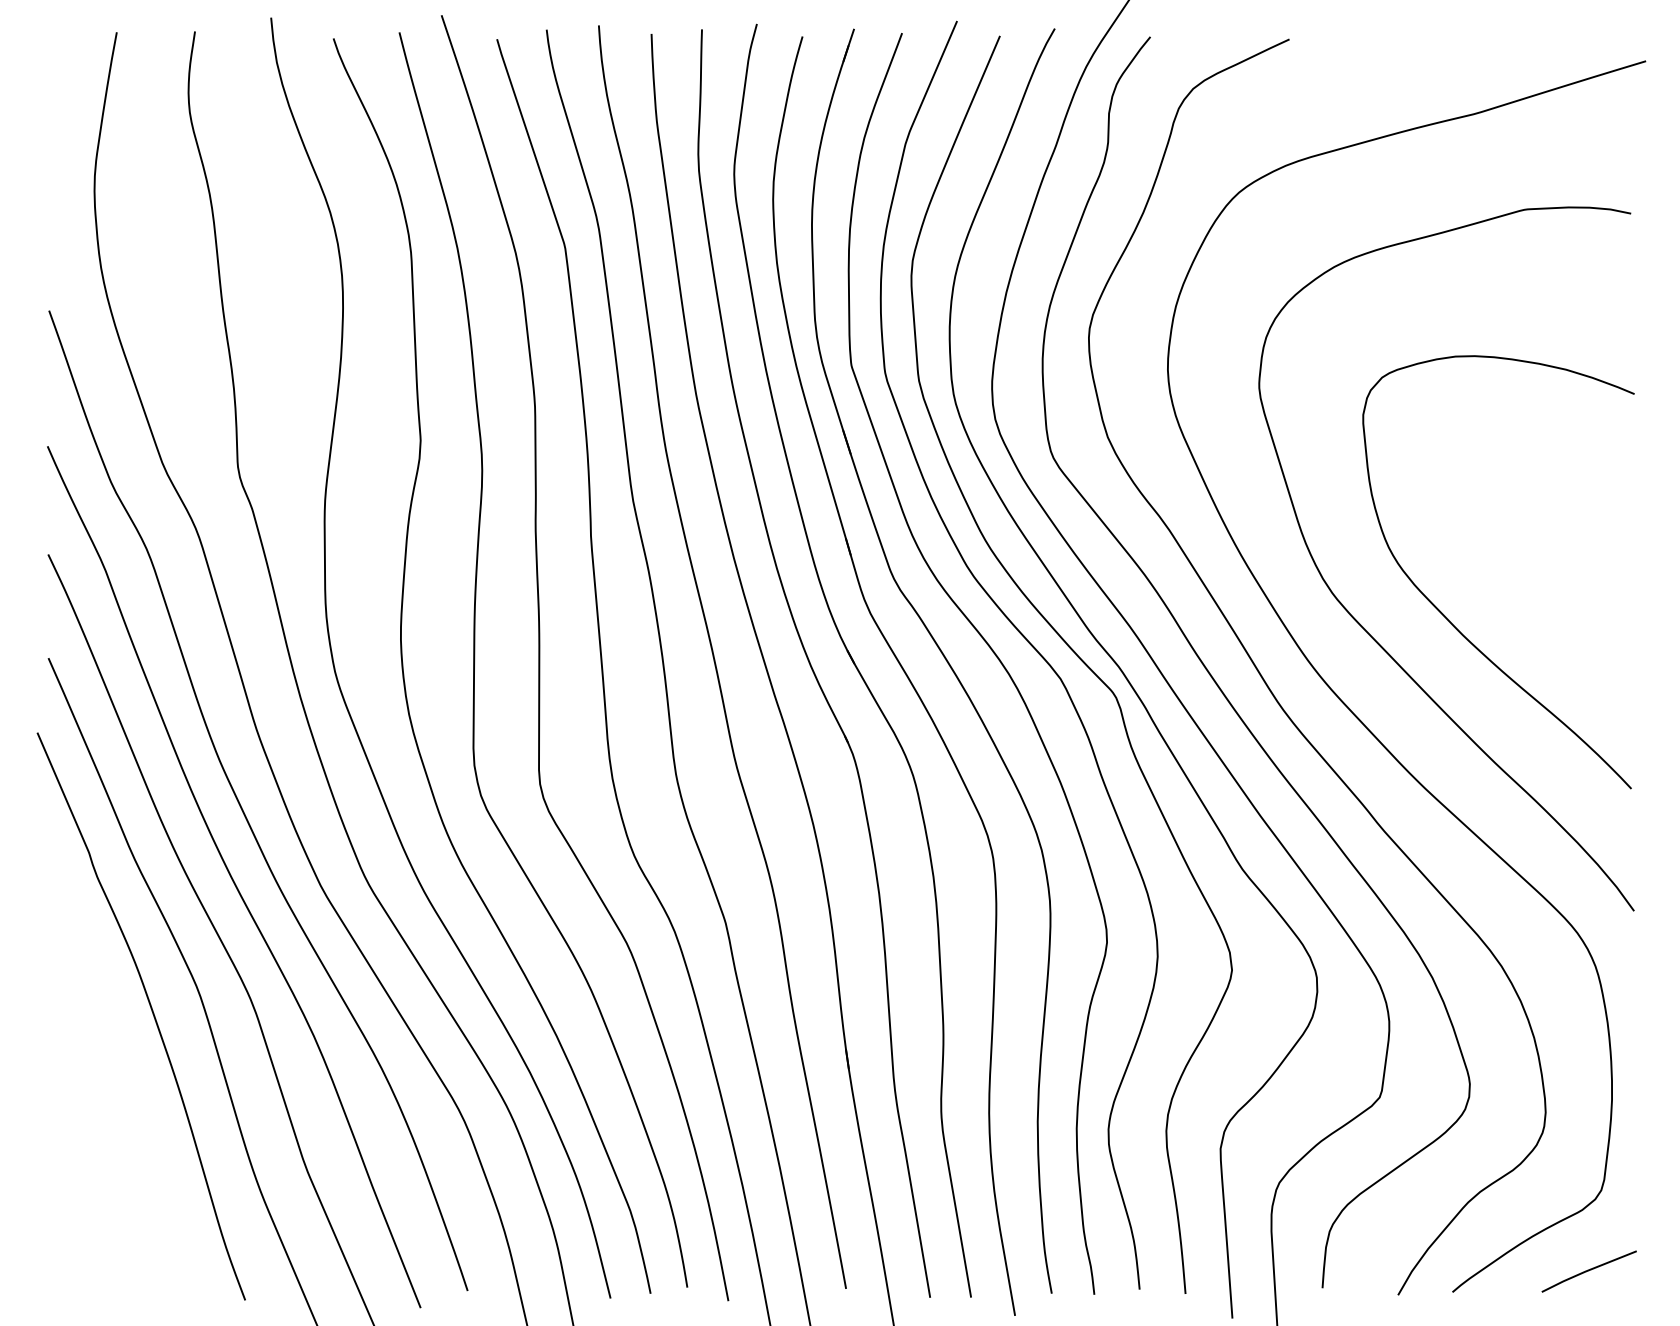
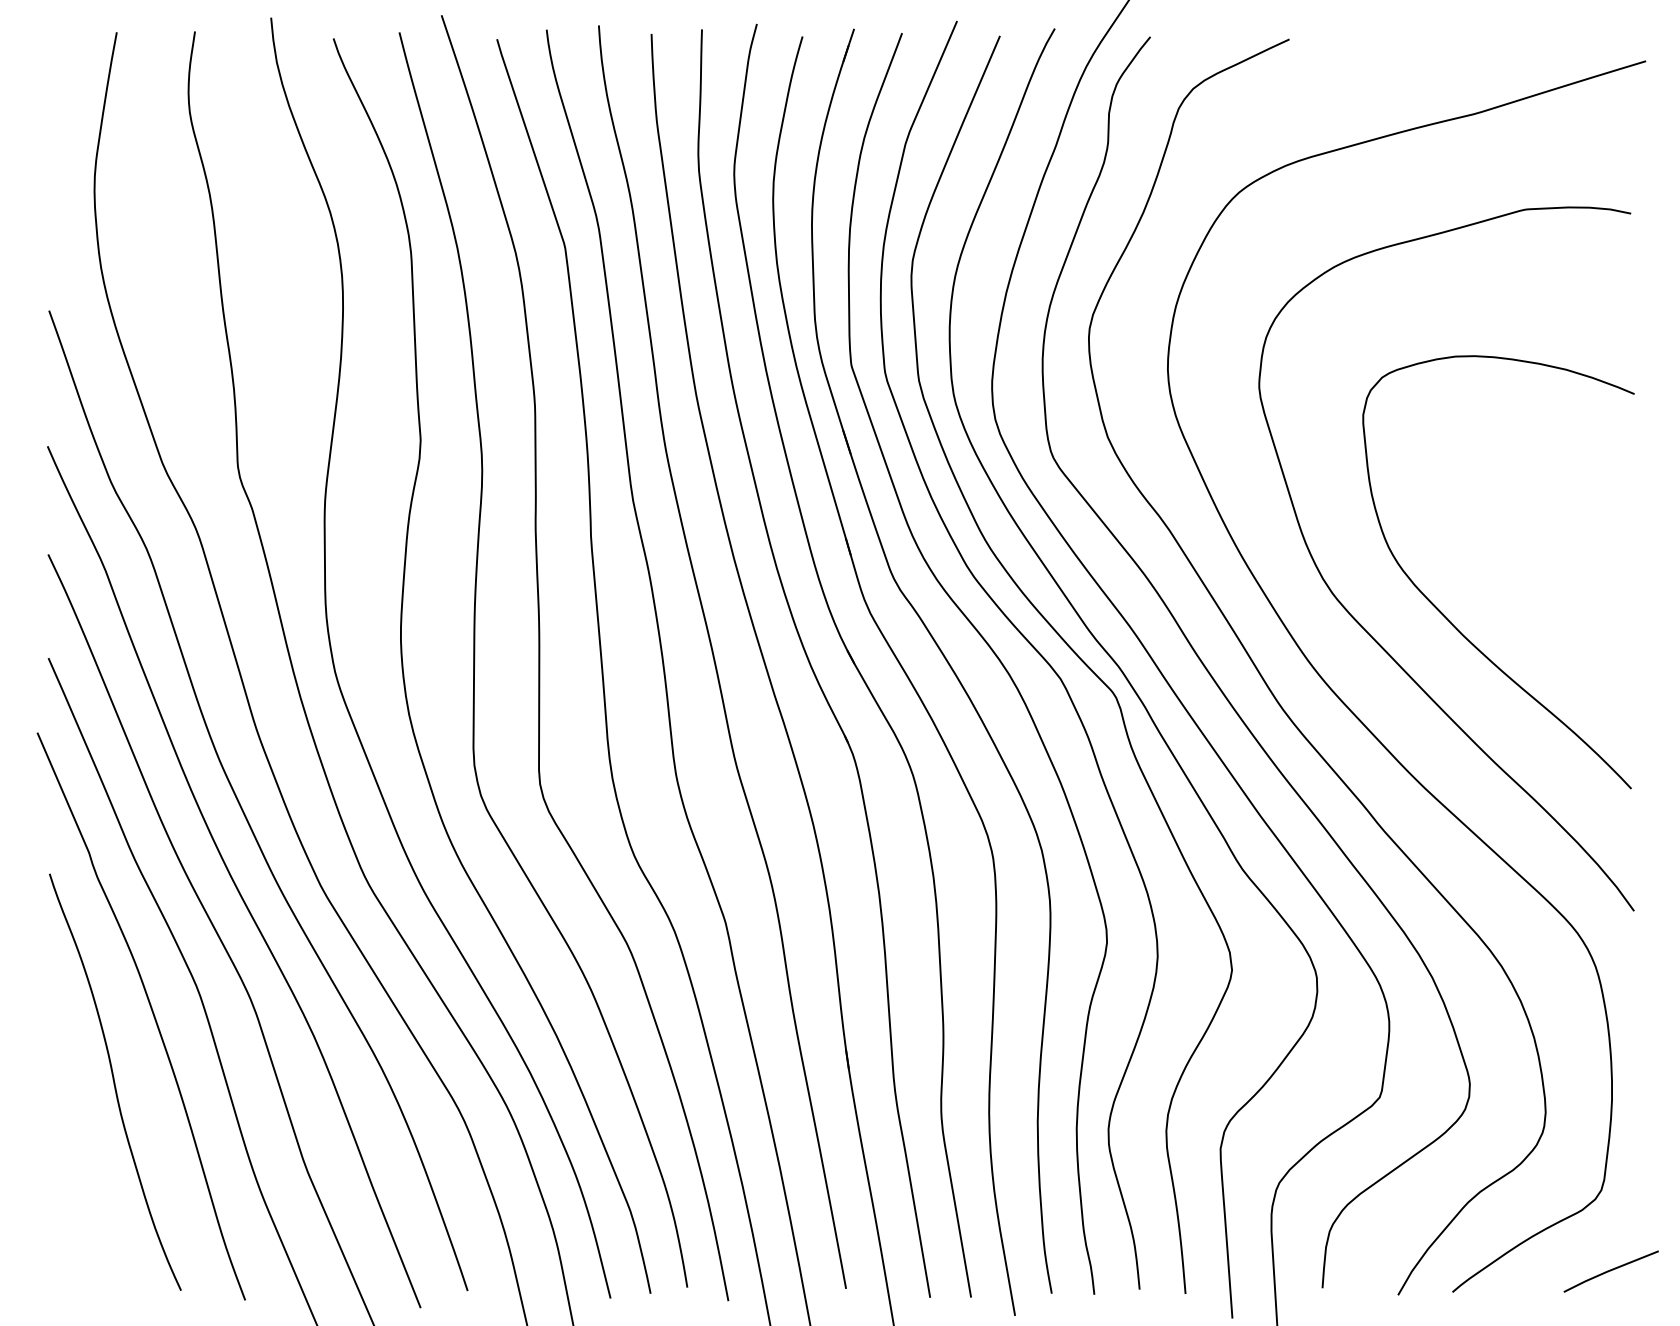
curve: none -> present (114, 1081)
line position: (1588, 1271) -> (1610, 1271) (1610, 1271)
